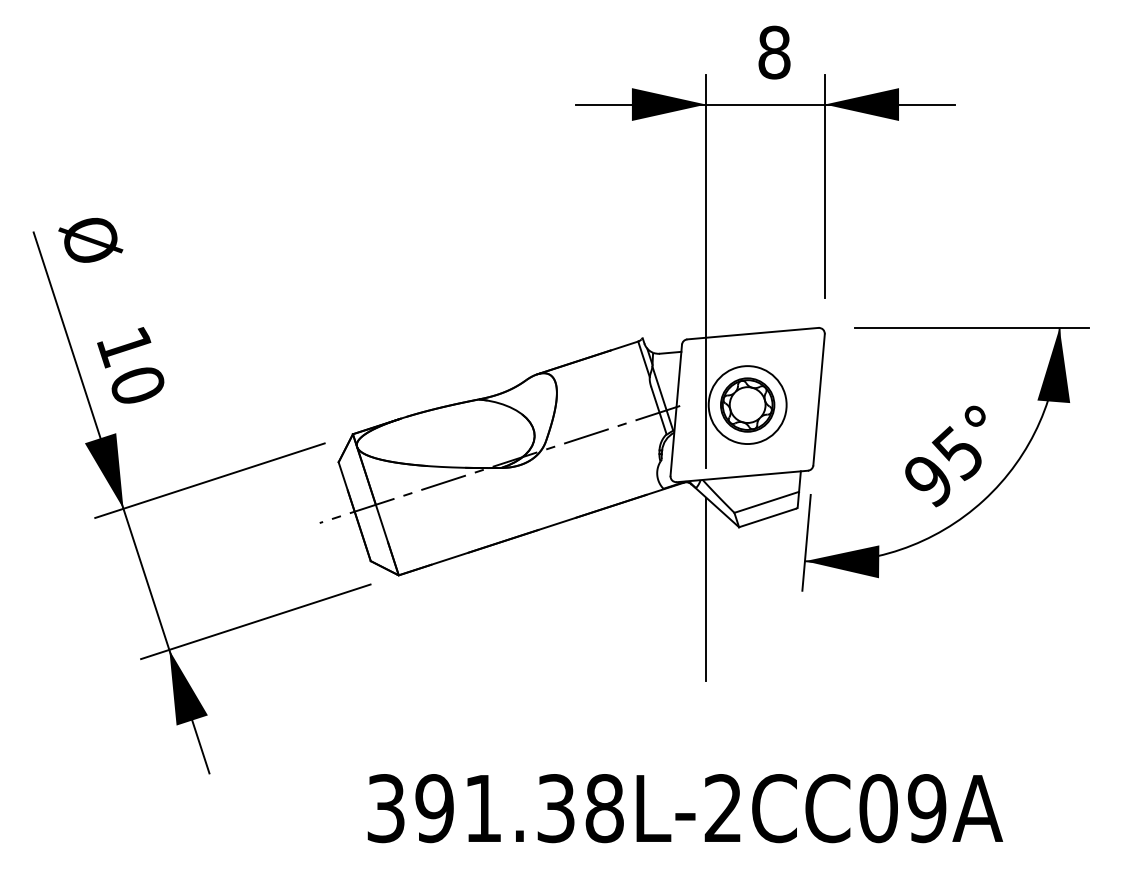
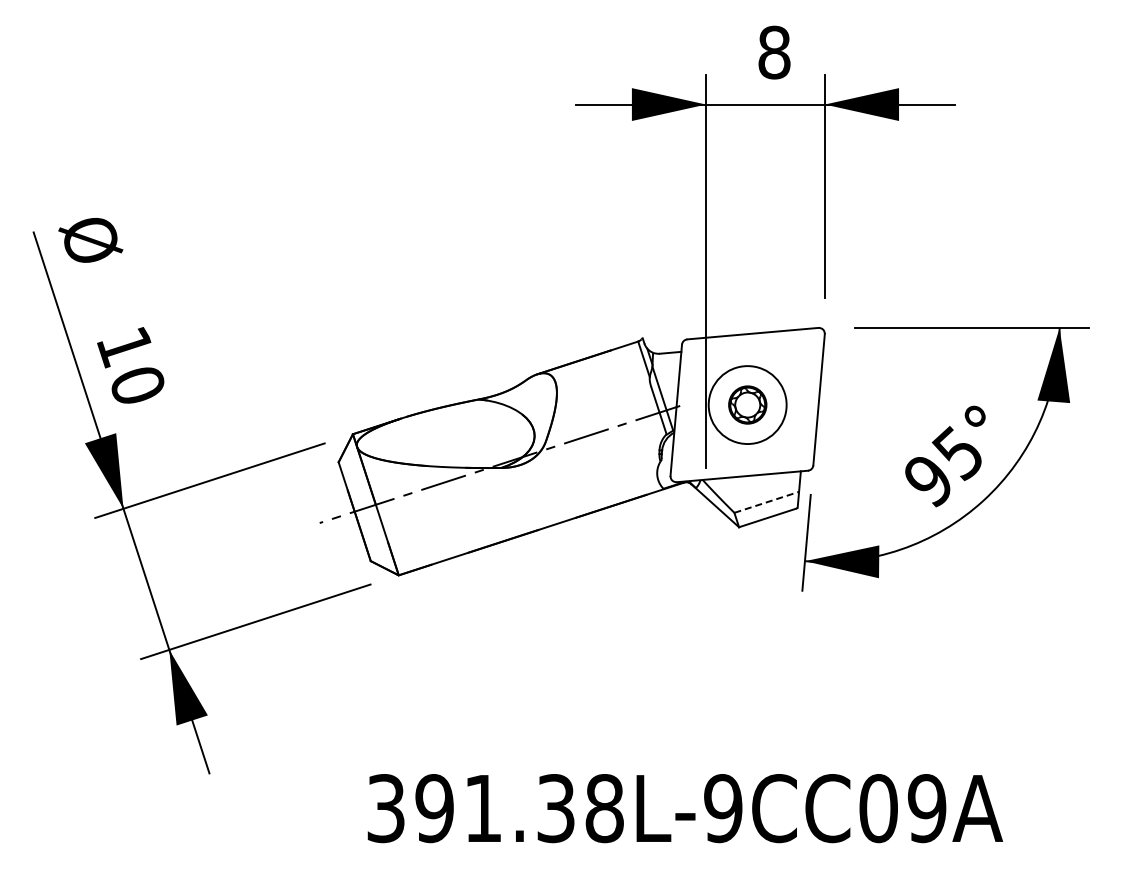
part size: 56x56 px -> 40x40 px (747, 404)
line: solid -> dashed (766, 502)
line: present -> none (706, 589)
text: 391.38L-2CC09A -> 391.38L-9CC09A (723, 808)
